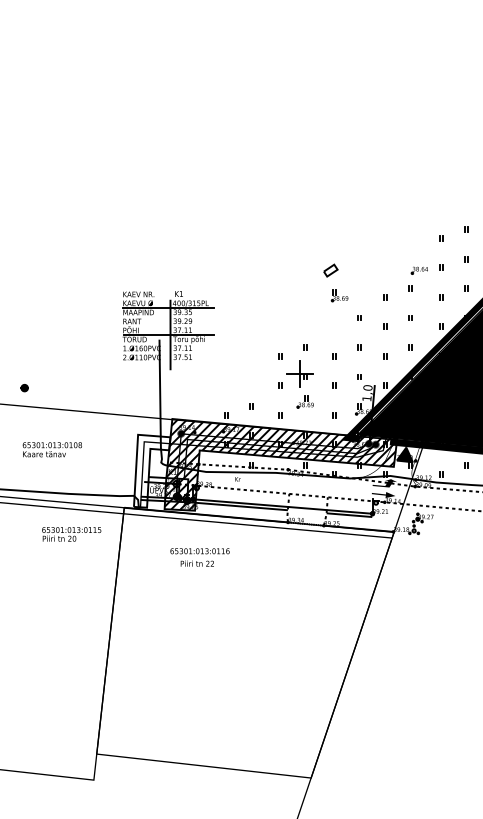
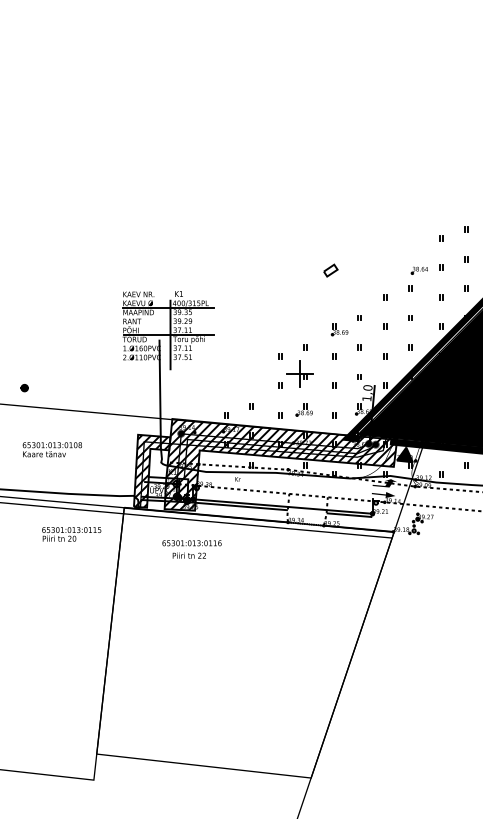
part position: (339, 295) -> (339, 329) (339, 329)
part position: (304, 401) -> (303, 409) (303, 409)
hatch: none -> present (151, 471)
text position: (199, 557) -> (191, 549) (191, 549)
